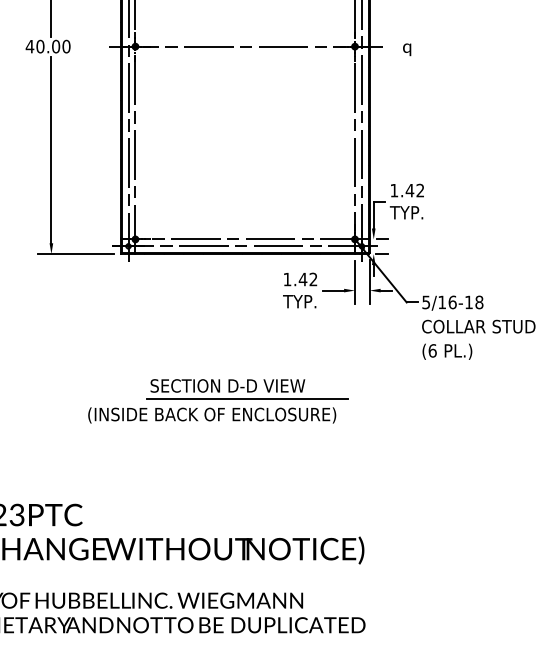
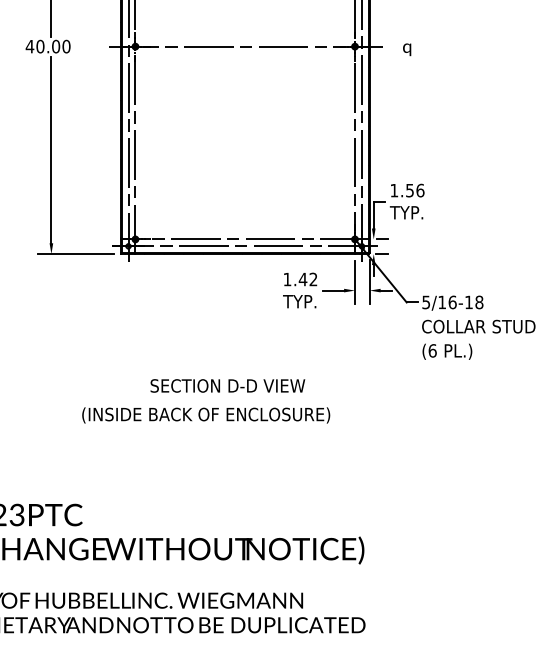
text: 1.42 -> 1.56 (414, 190)
line: present -> none (247, 399)
text position: (212, 415) -> (206, 415) (206, 415)
